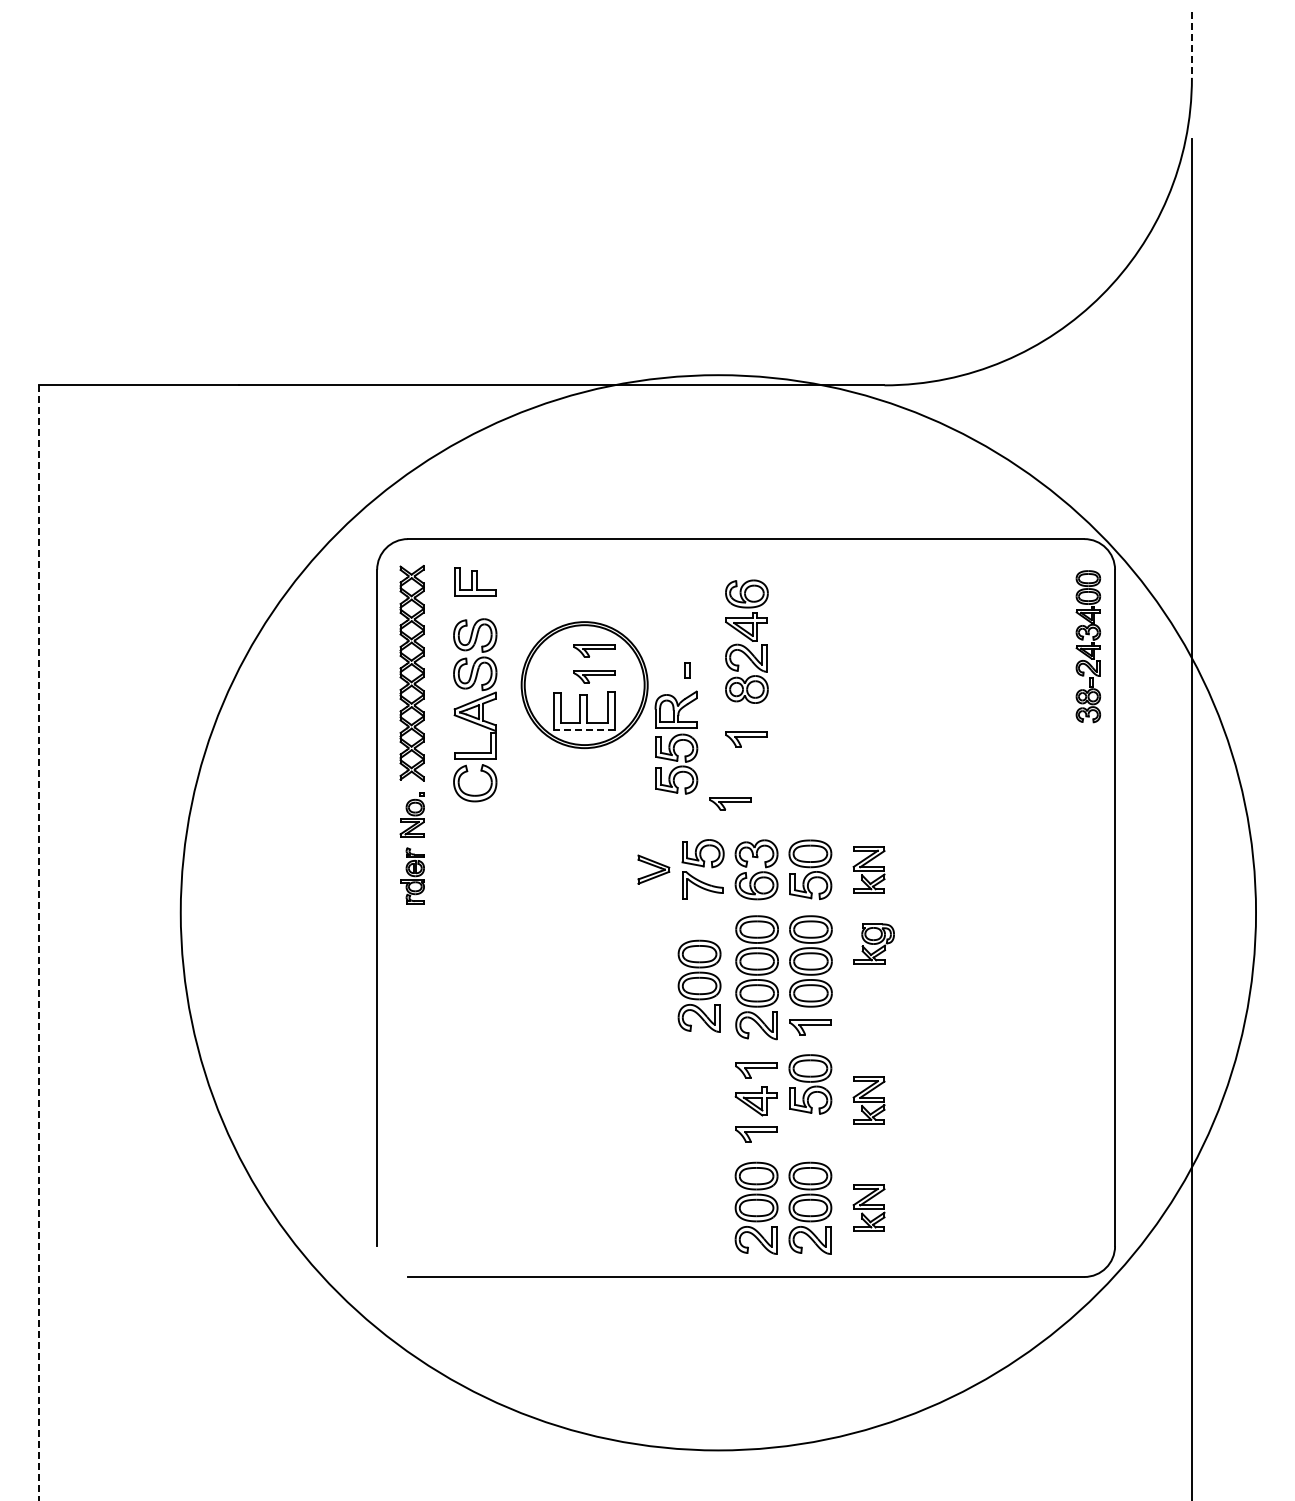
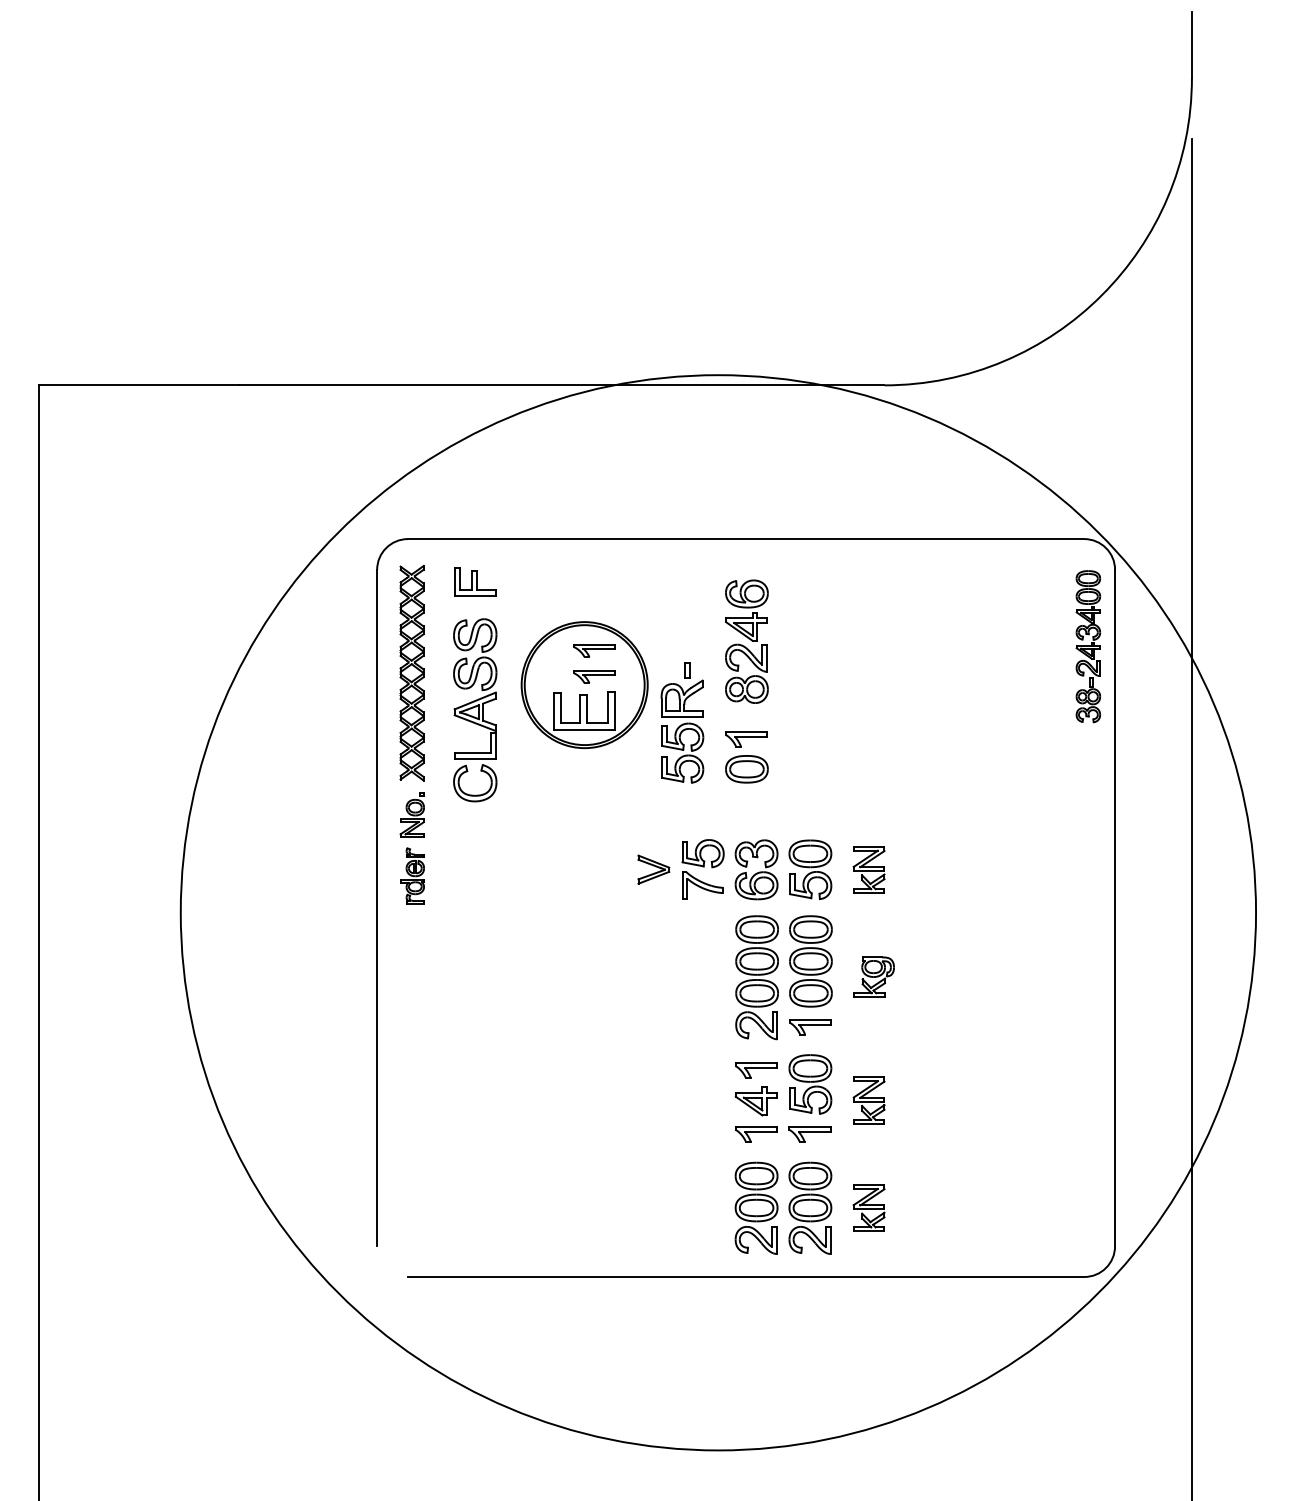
line: dashed -> solid (1191, 45)
line: dashed -> solid (584, 729)
part position: (676, 742) -> (682, 731) (682, 731)
part: none -> present (746, 769)
part: present -> none (730, 803)
line: dashed -> solid (38, 943)
part position: (873, 943) -> (873, 976) (873, 976)
part: present -> none (699, 985)
part: none -> present (809, 1134)
